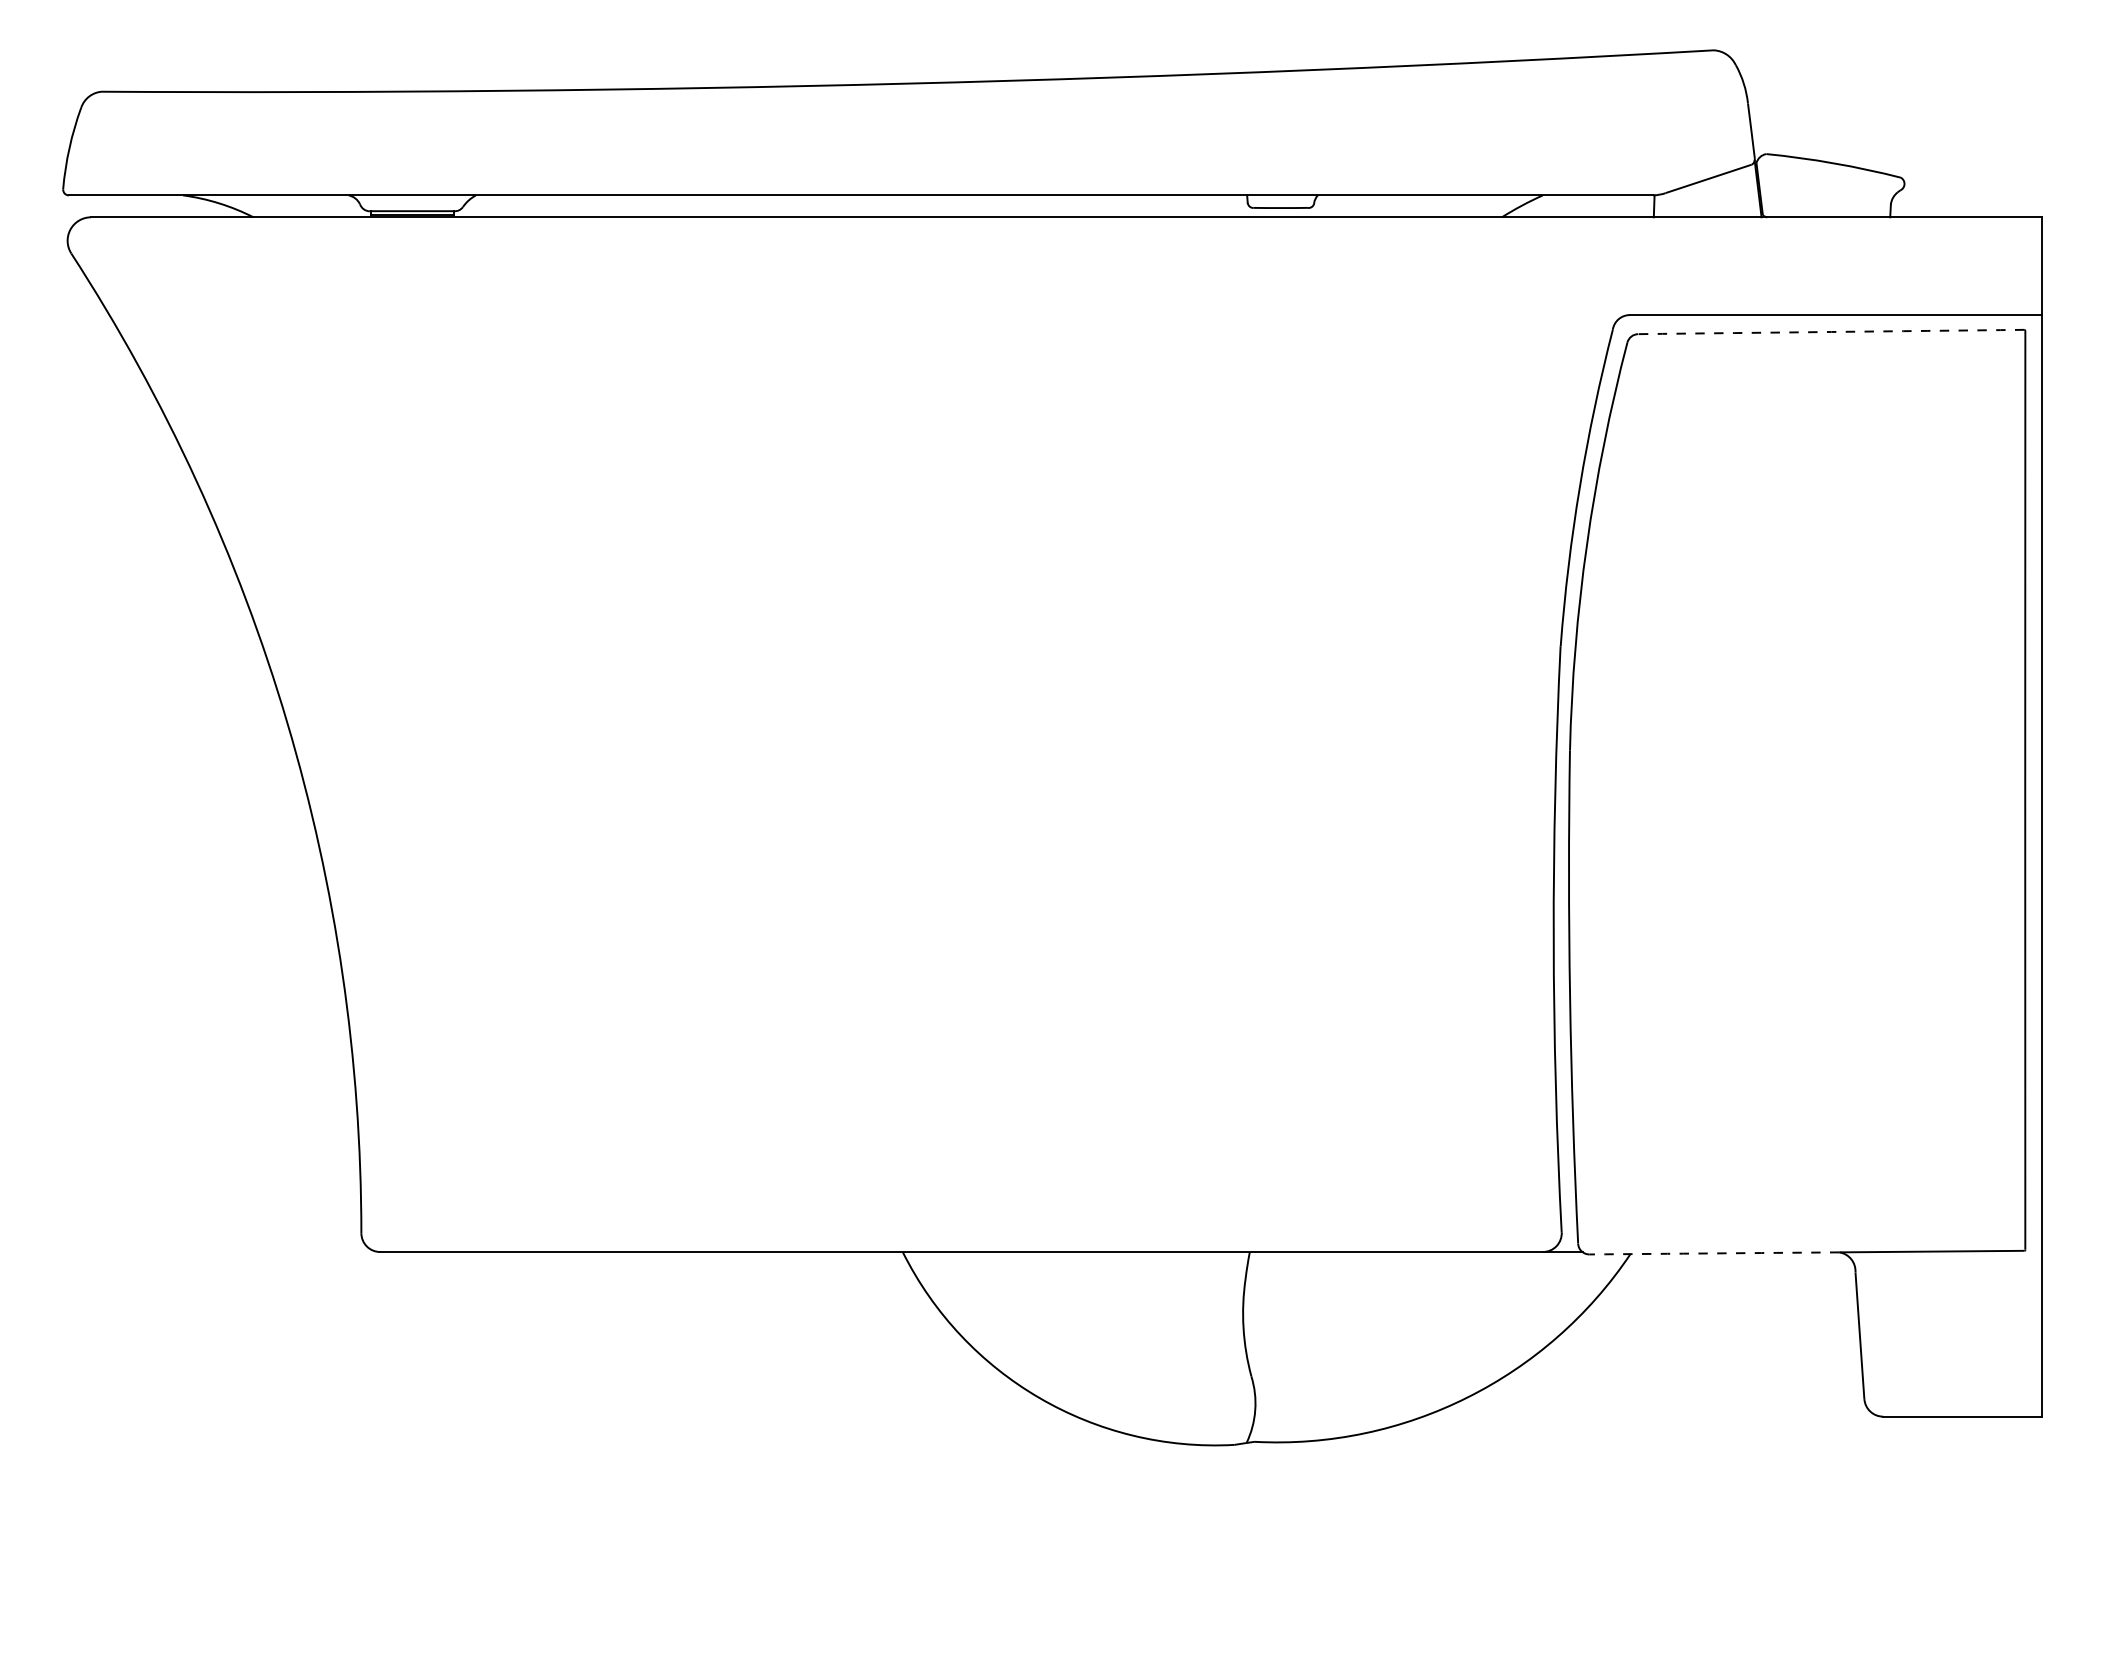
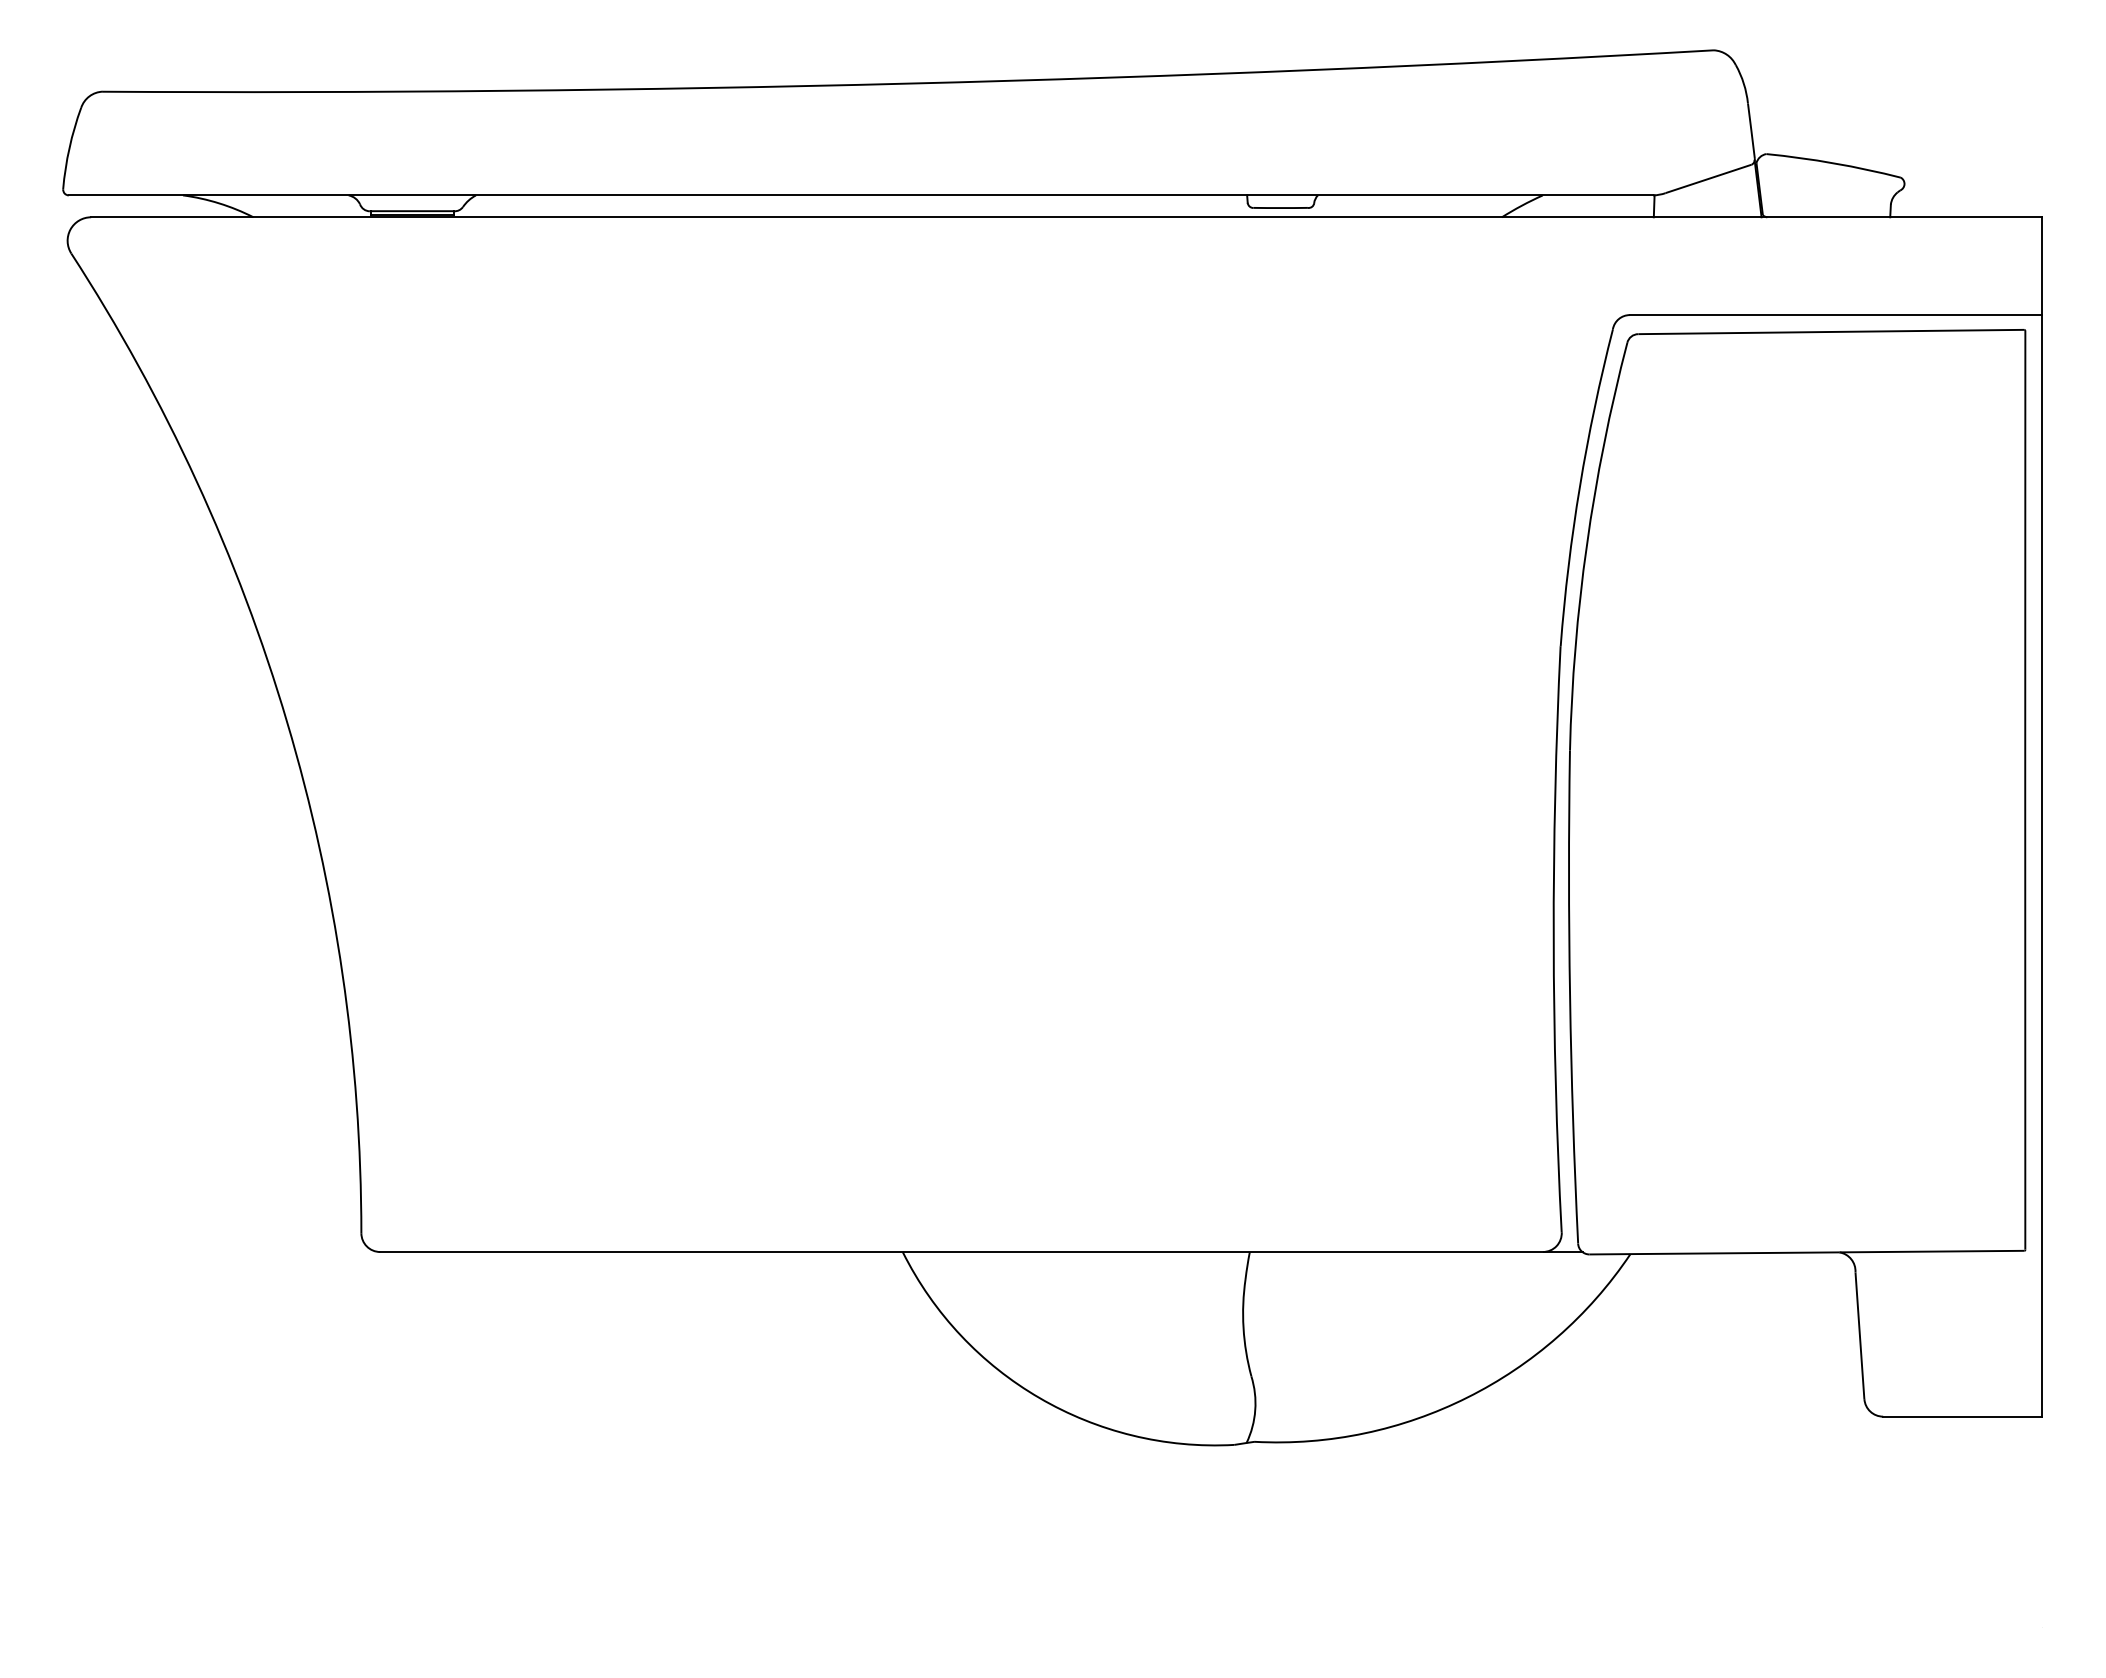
arc: dashed -> solid (1831, 331)
arc: dashed -> solid (1714, 1253)
